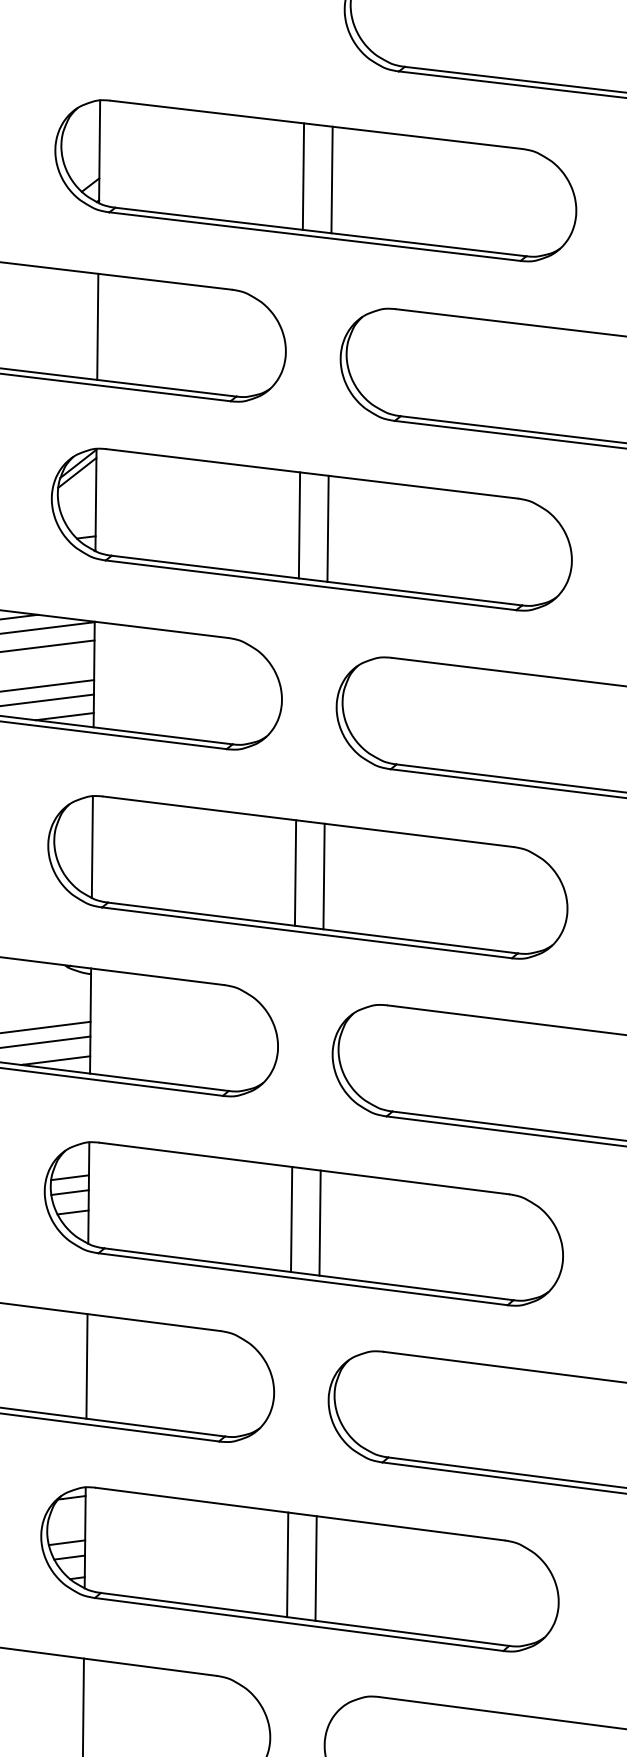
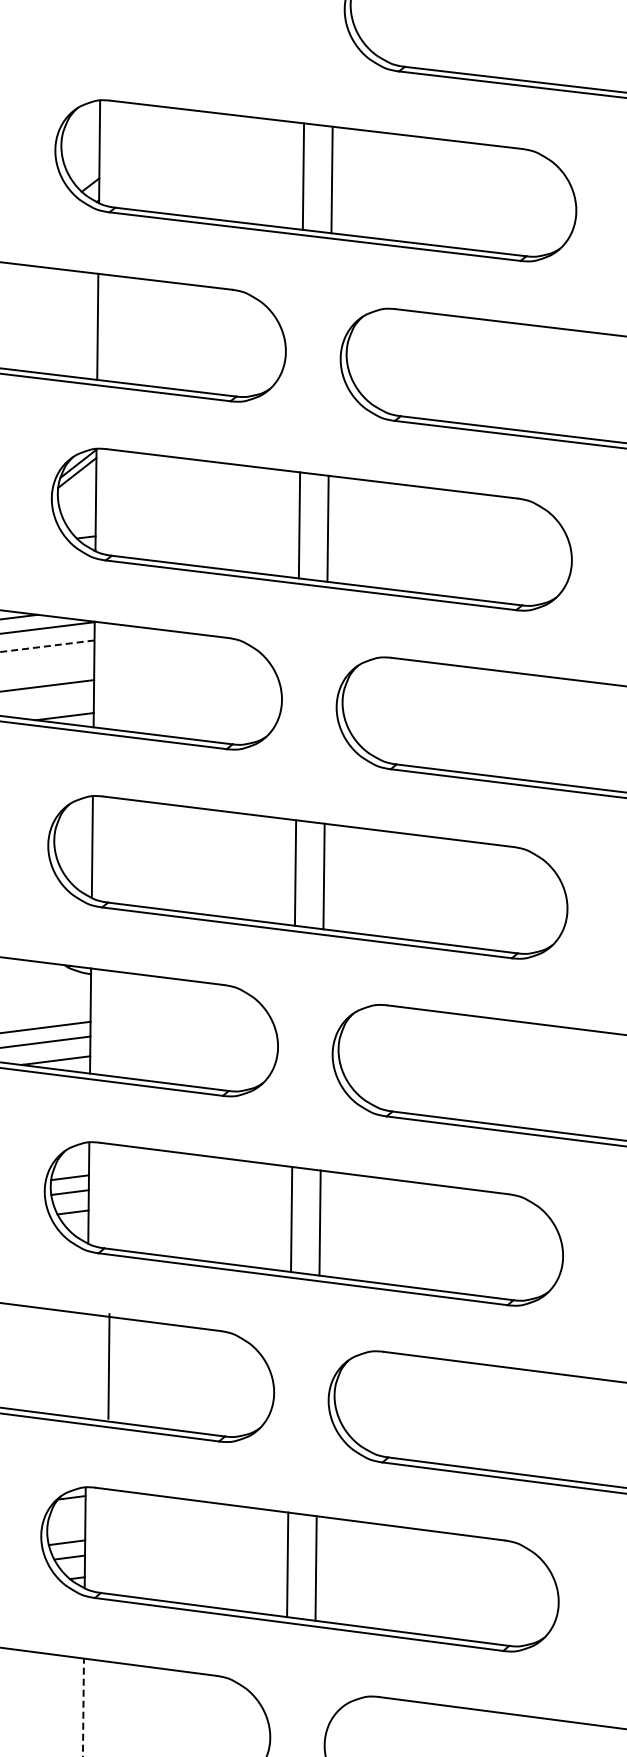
line: solid -> dashed (46, 646)
line: present -> none (47, 699)
line position: (86, 1366) -> (108, 1366) (108, 1366)
line: solid -> dashed (83, 1707)
